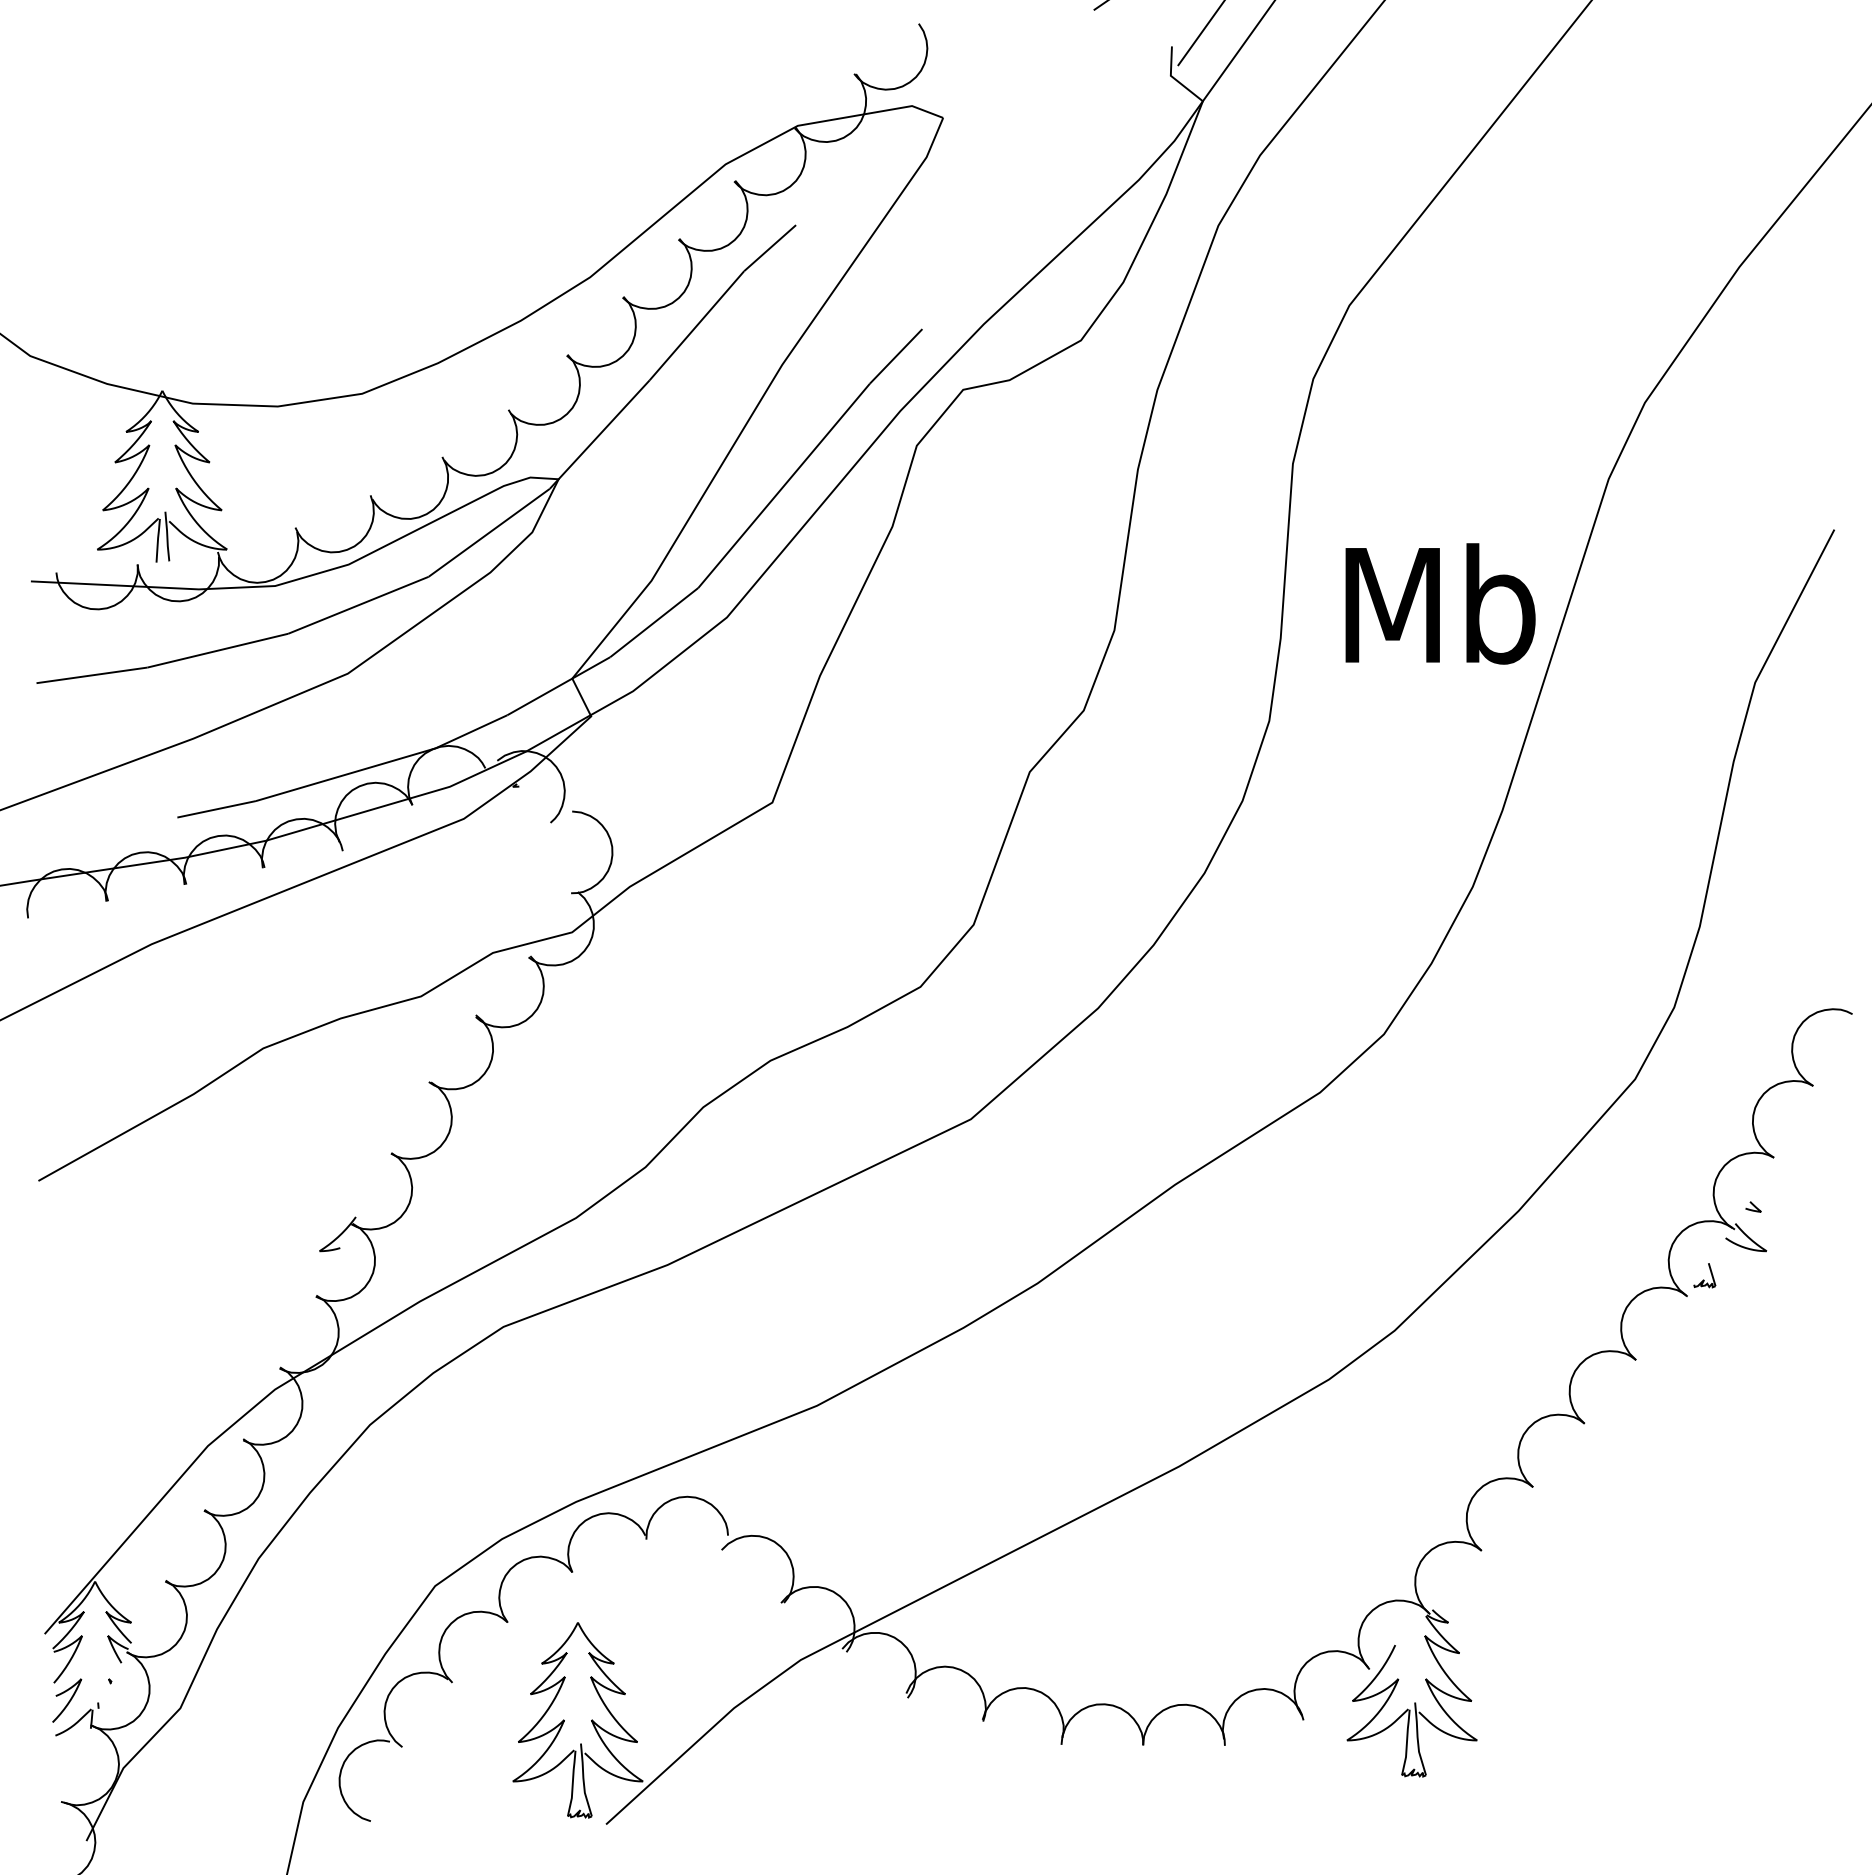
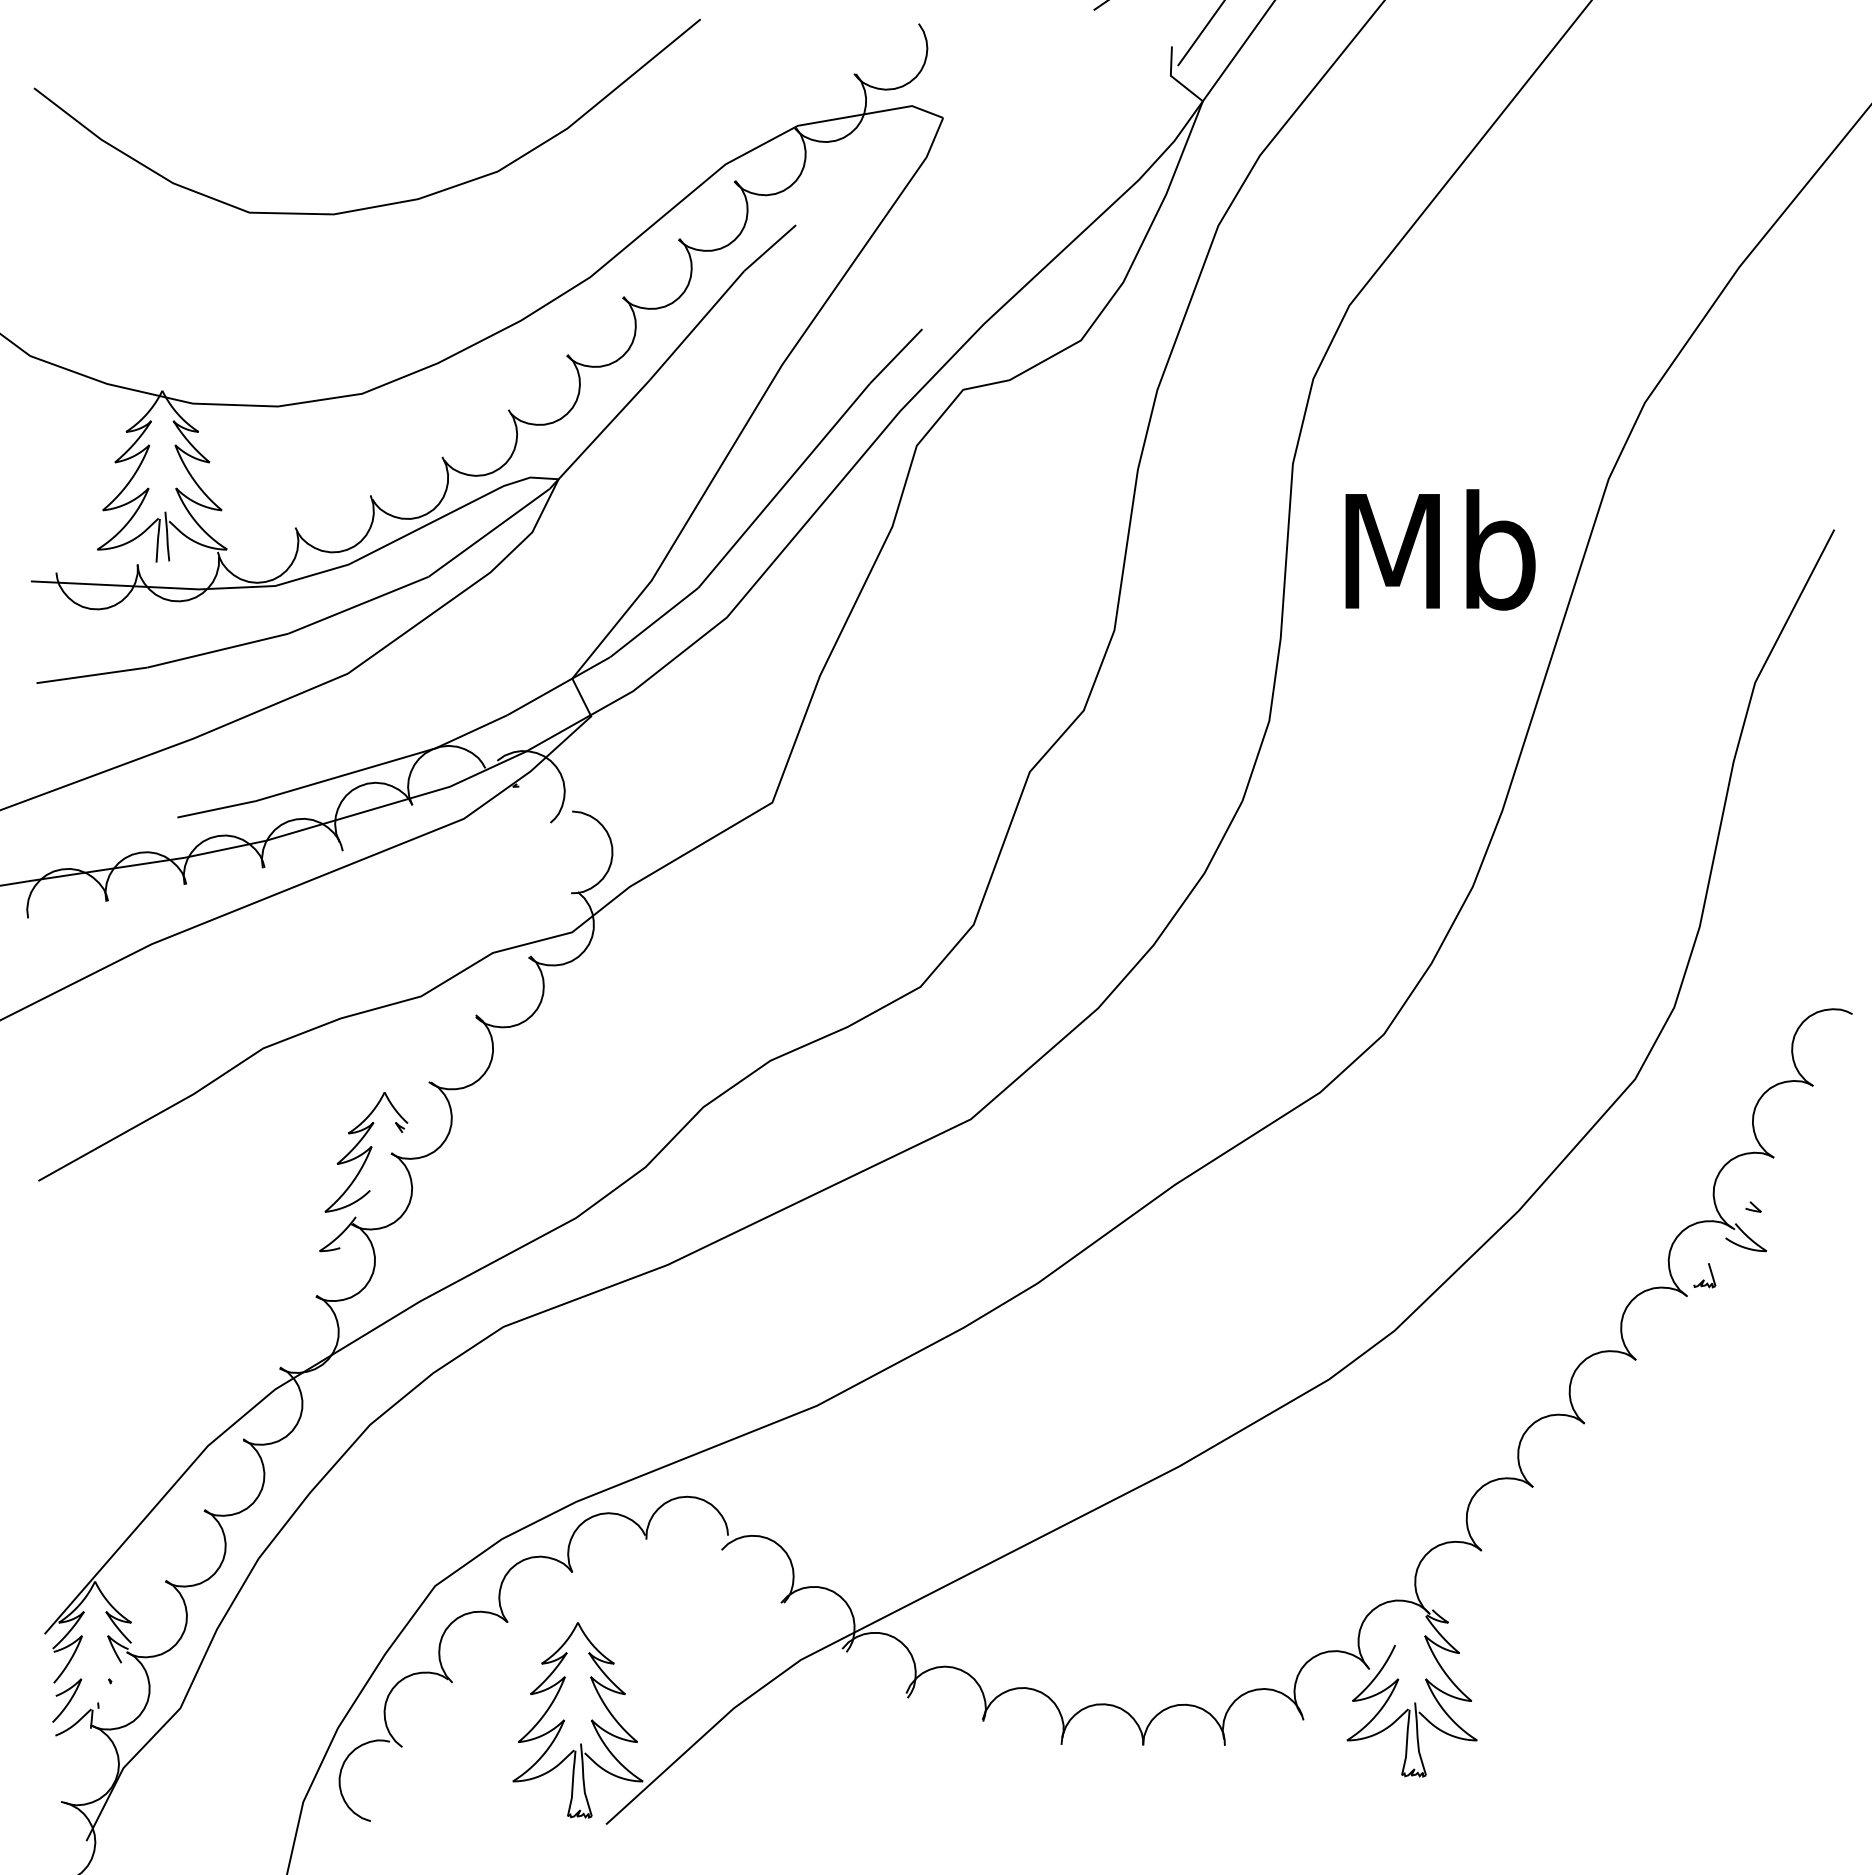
curve: none -> present (381, 204)
text position: (1440, 603) -> (1440, 549) (1440, 549)
part: none -> present (366, 1152)
